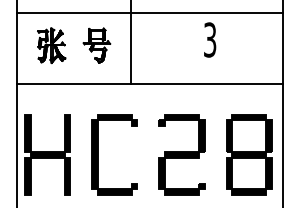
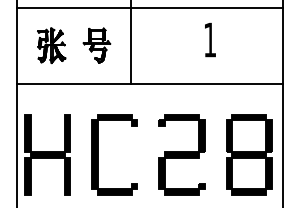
line position: (149, 12) -> (149, 7) (149, 7)
text: 3 -> 1 (210, 39)
